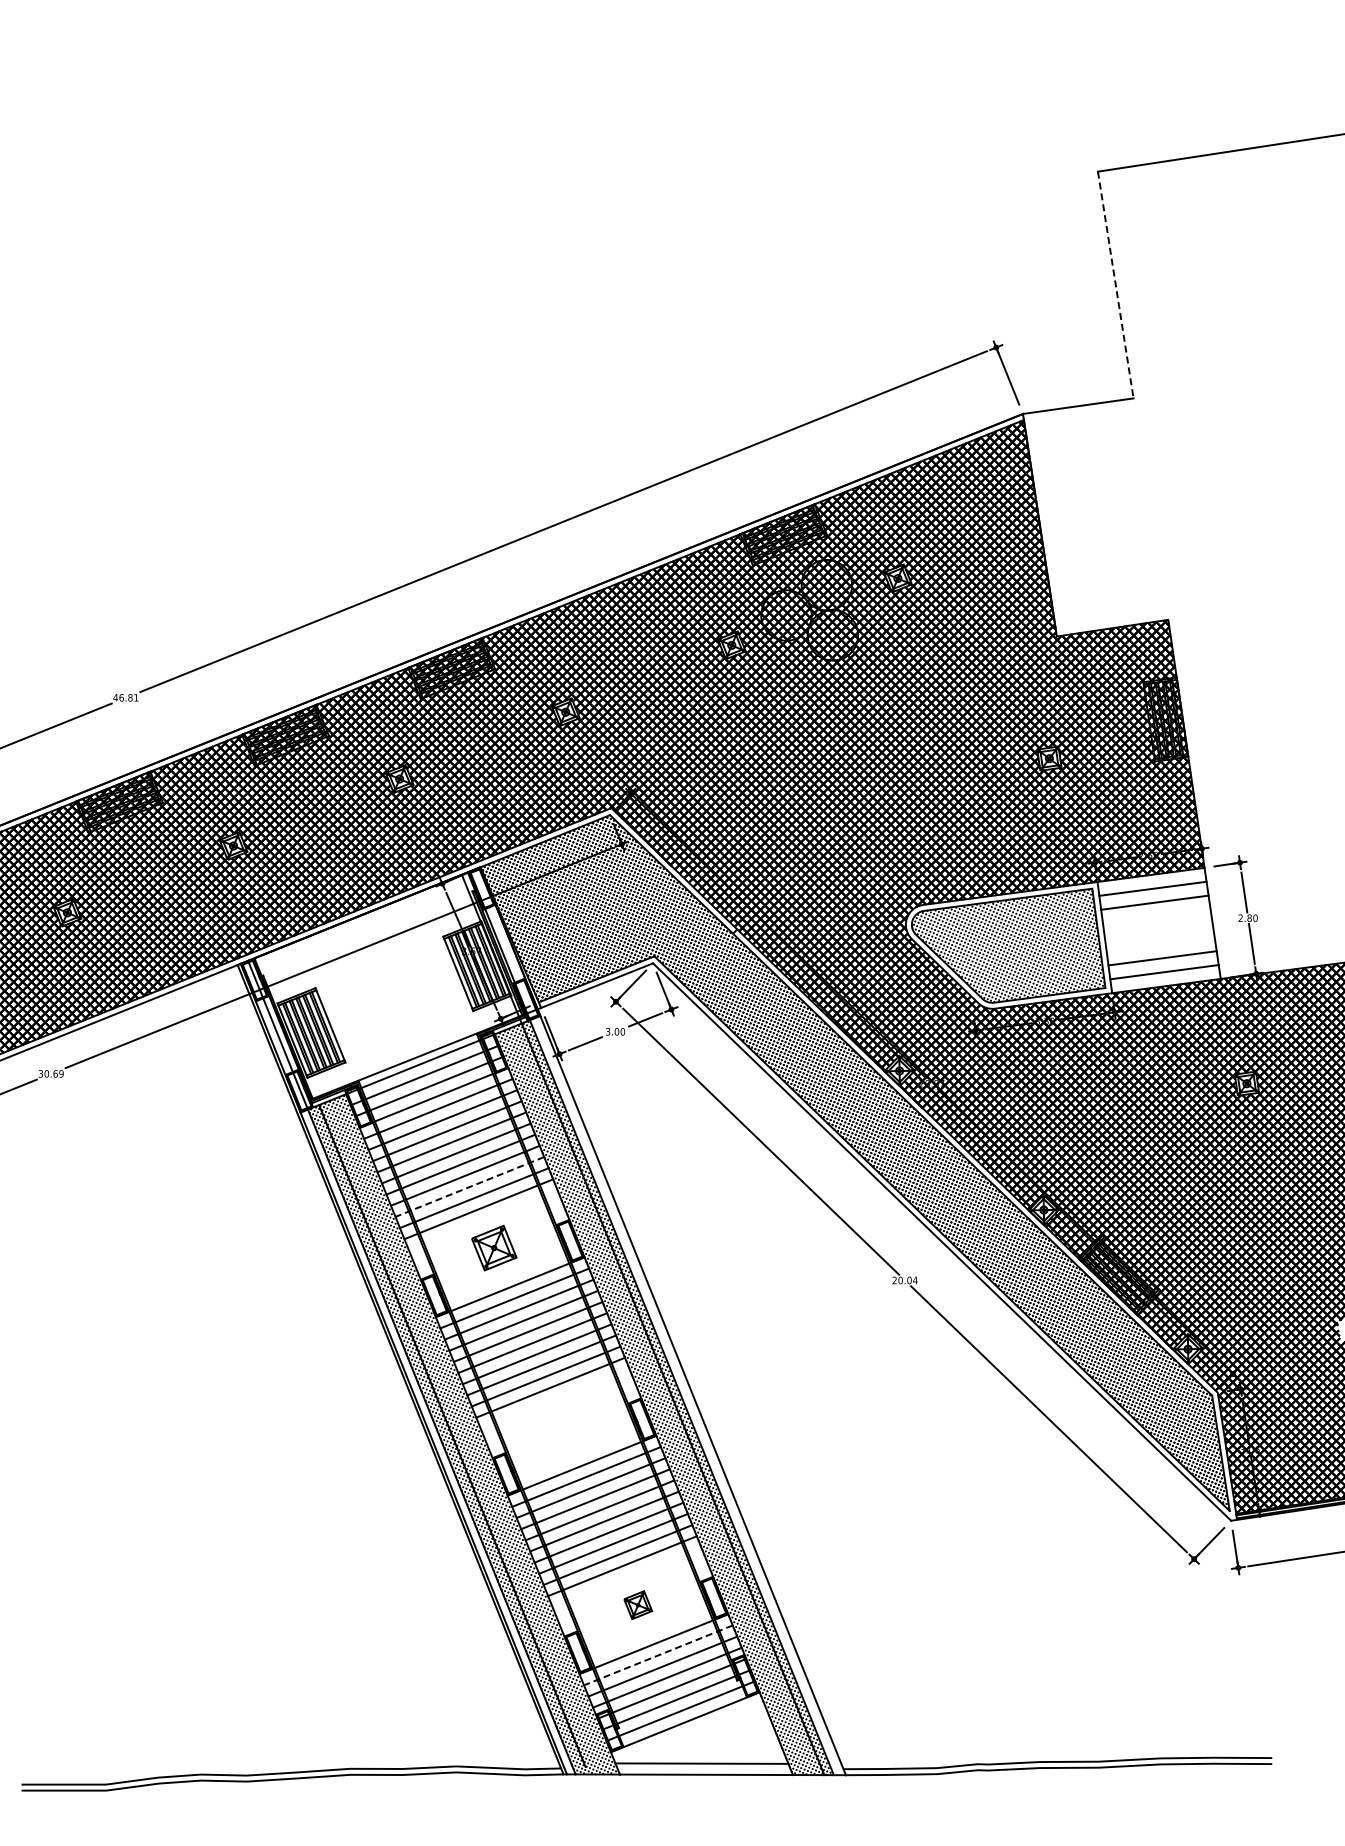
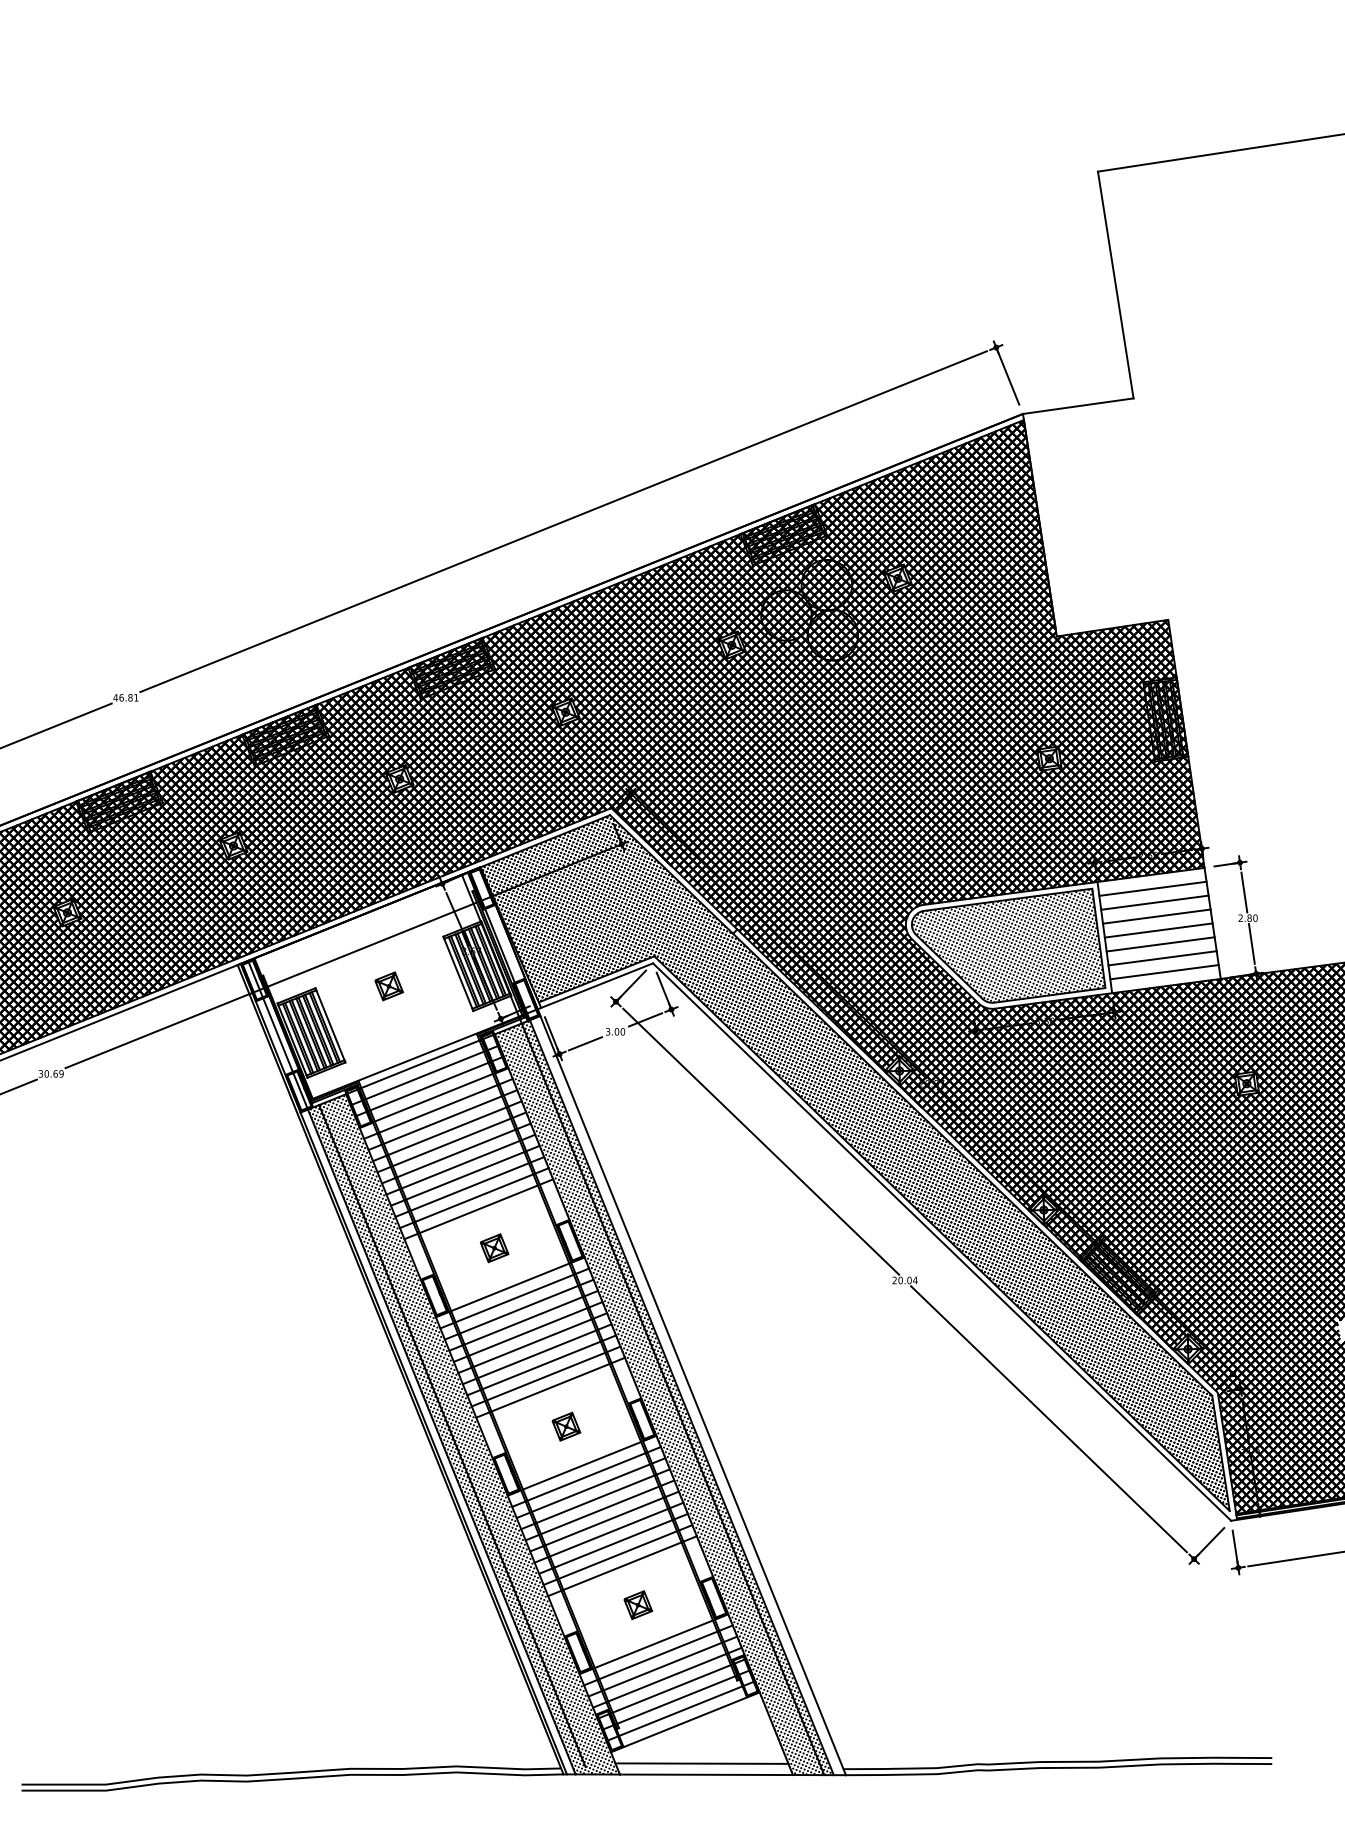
line: dashed -> solid (1115, 285)
line: none -> present (1156, 916)
line: none -> present (1158, 930)
line: none -> present (1160, 944)
part: none -> present (388, 986)
line: dashed -> solid (469, 1187)
part size: 47x48 px -> 30x31 px (494, 1248)
part: none -> present (566, 1426)
line: dashed -> solid (657, 1655)
